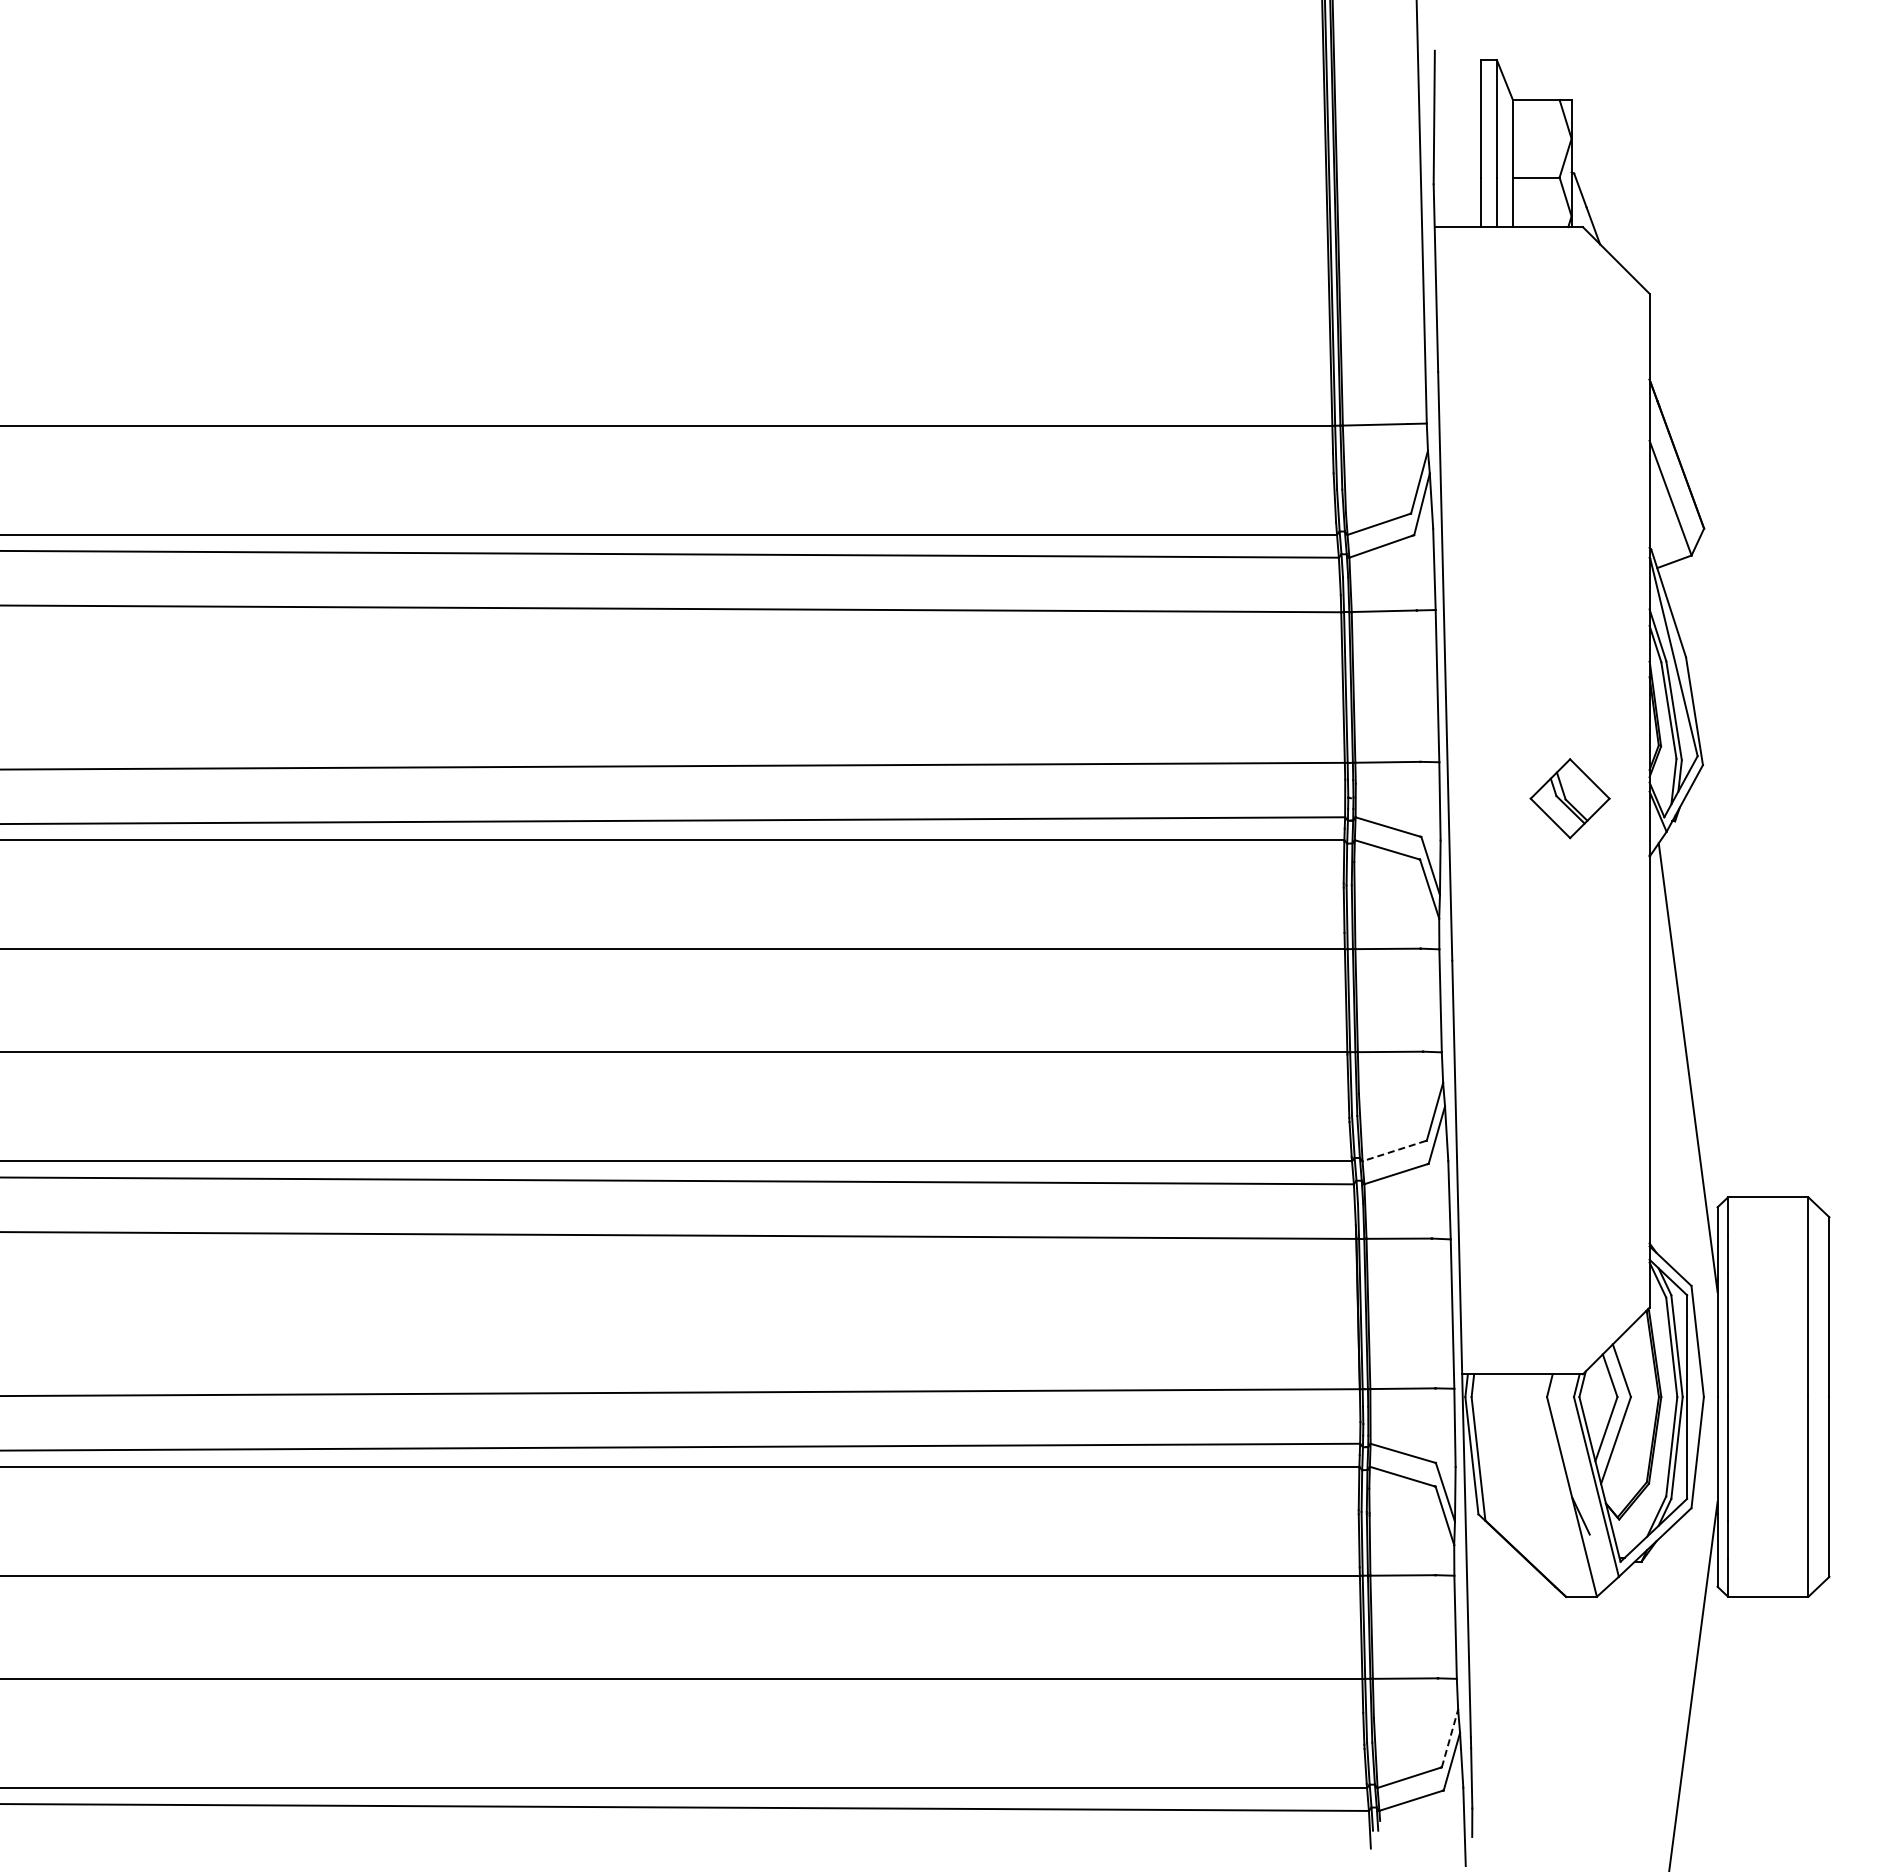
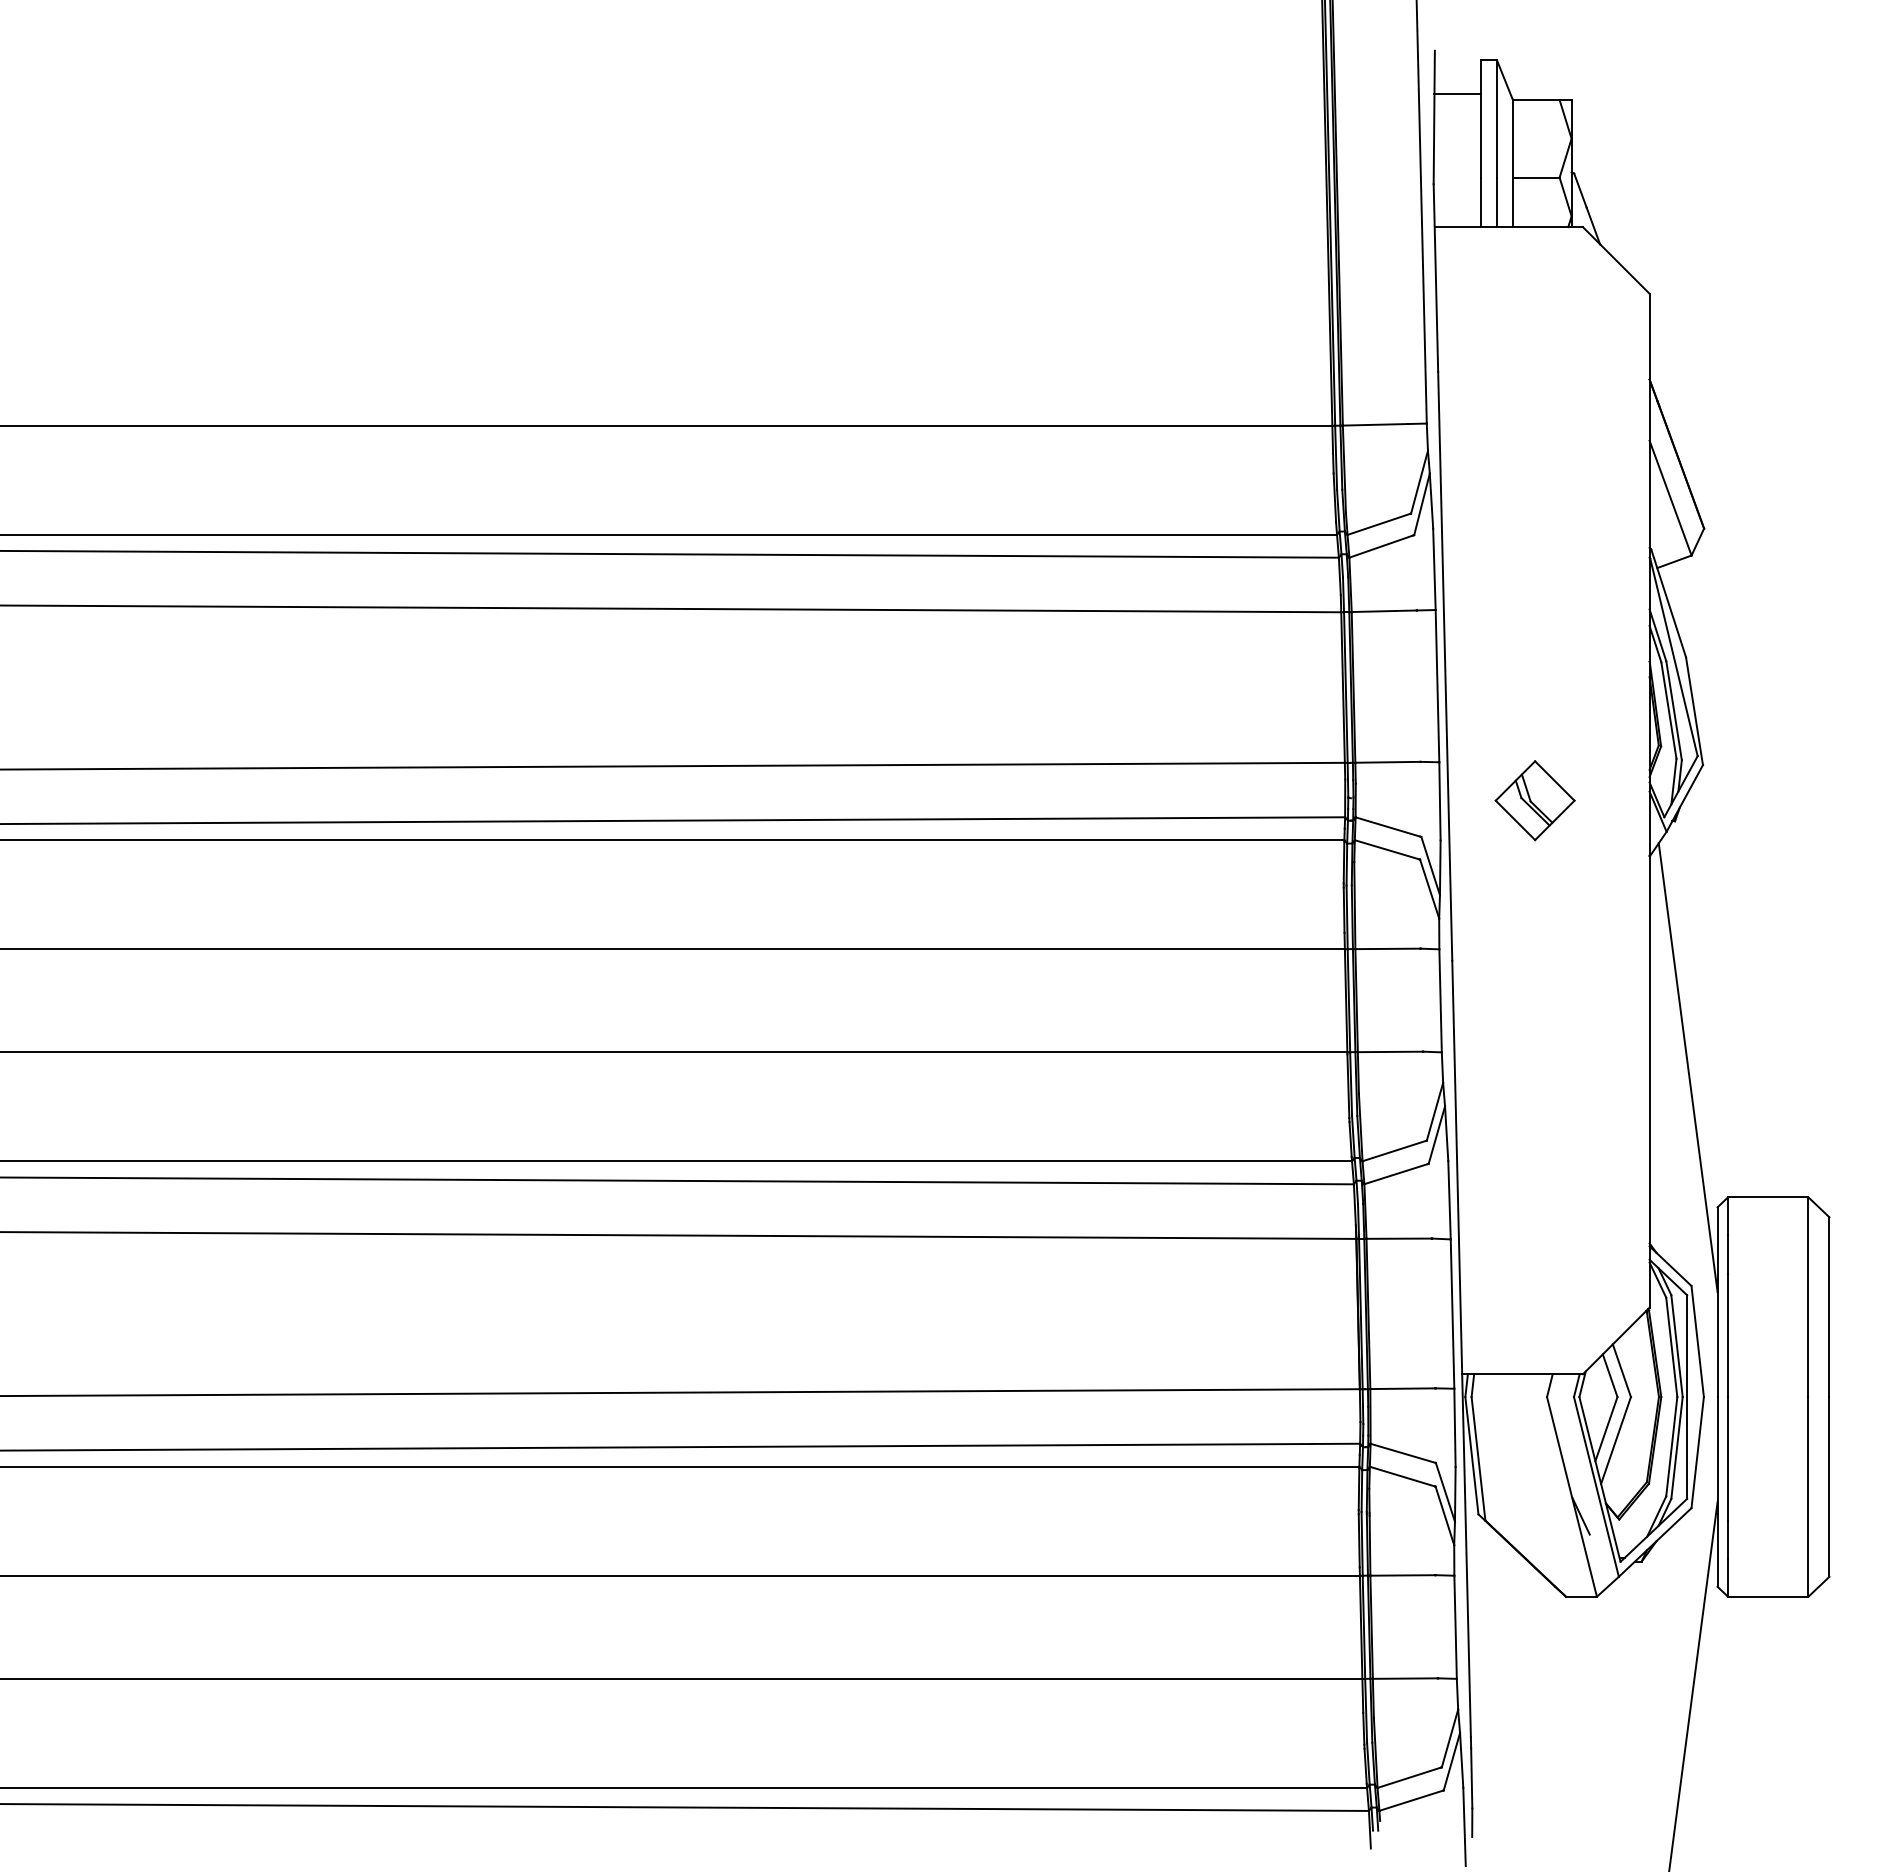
line: none -> present (1457, 94)
part position: (1569, 798) -> (1534, 800) (1534, 800)
line: dashed -> solid (1393, 1151)
line: dashed -> solid (1450, 1738)
